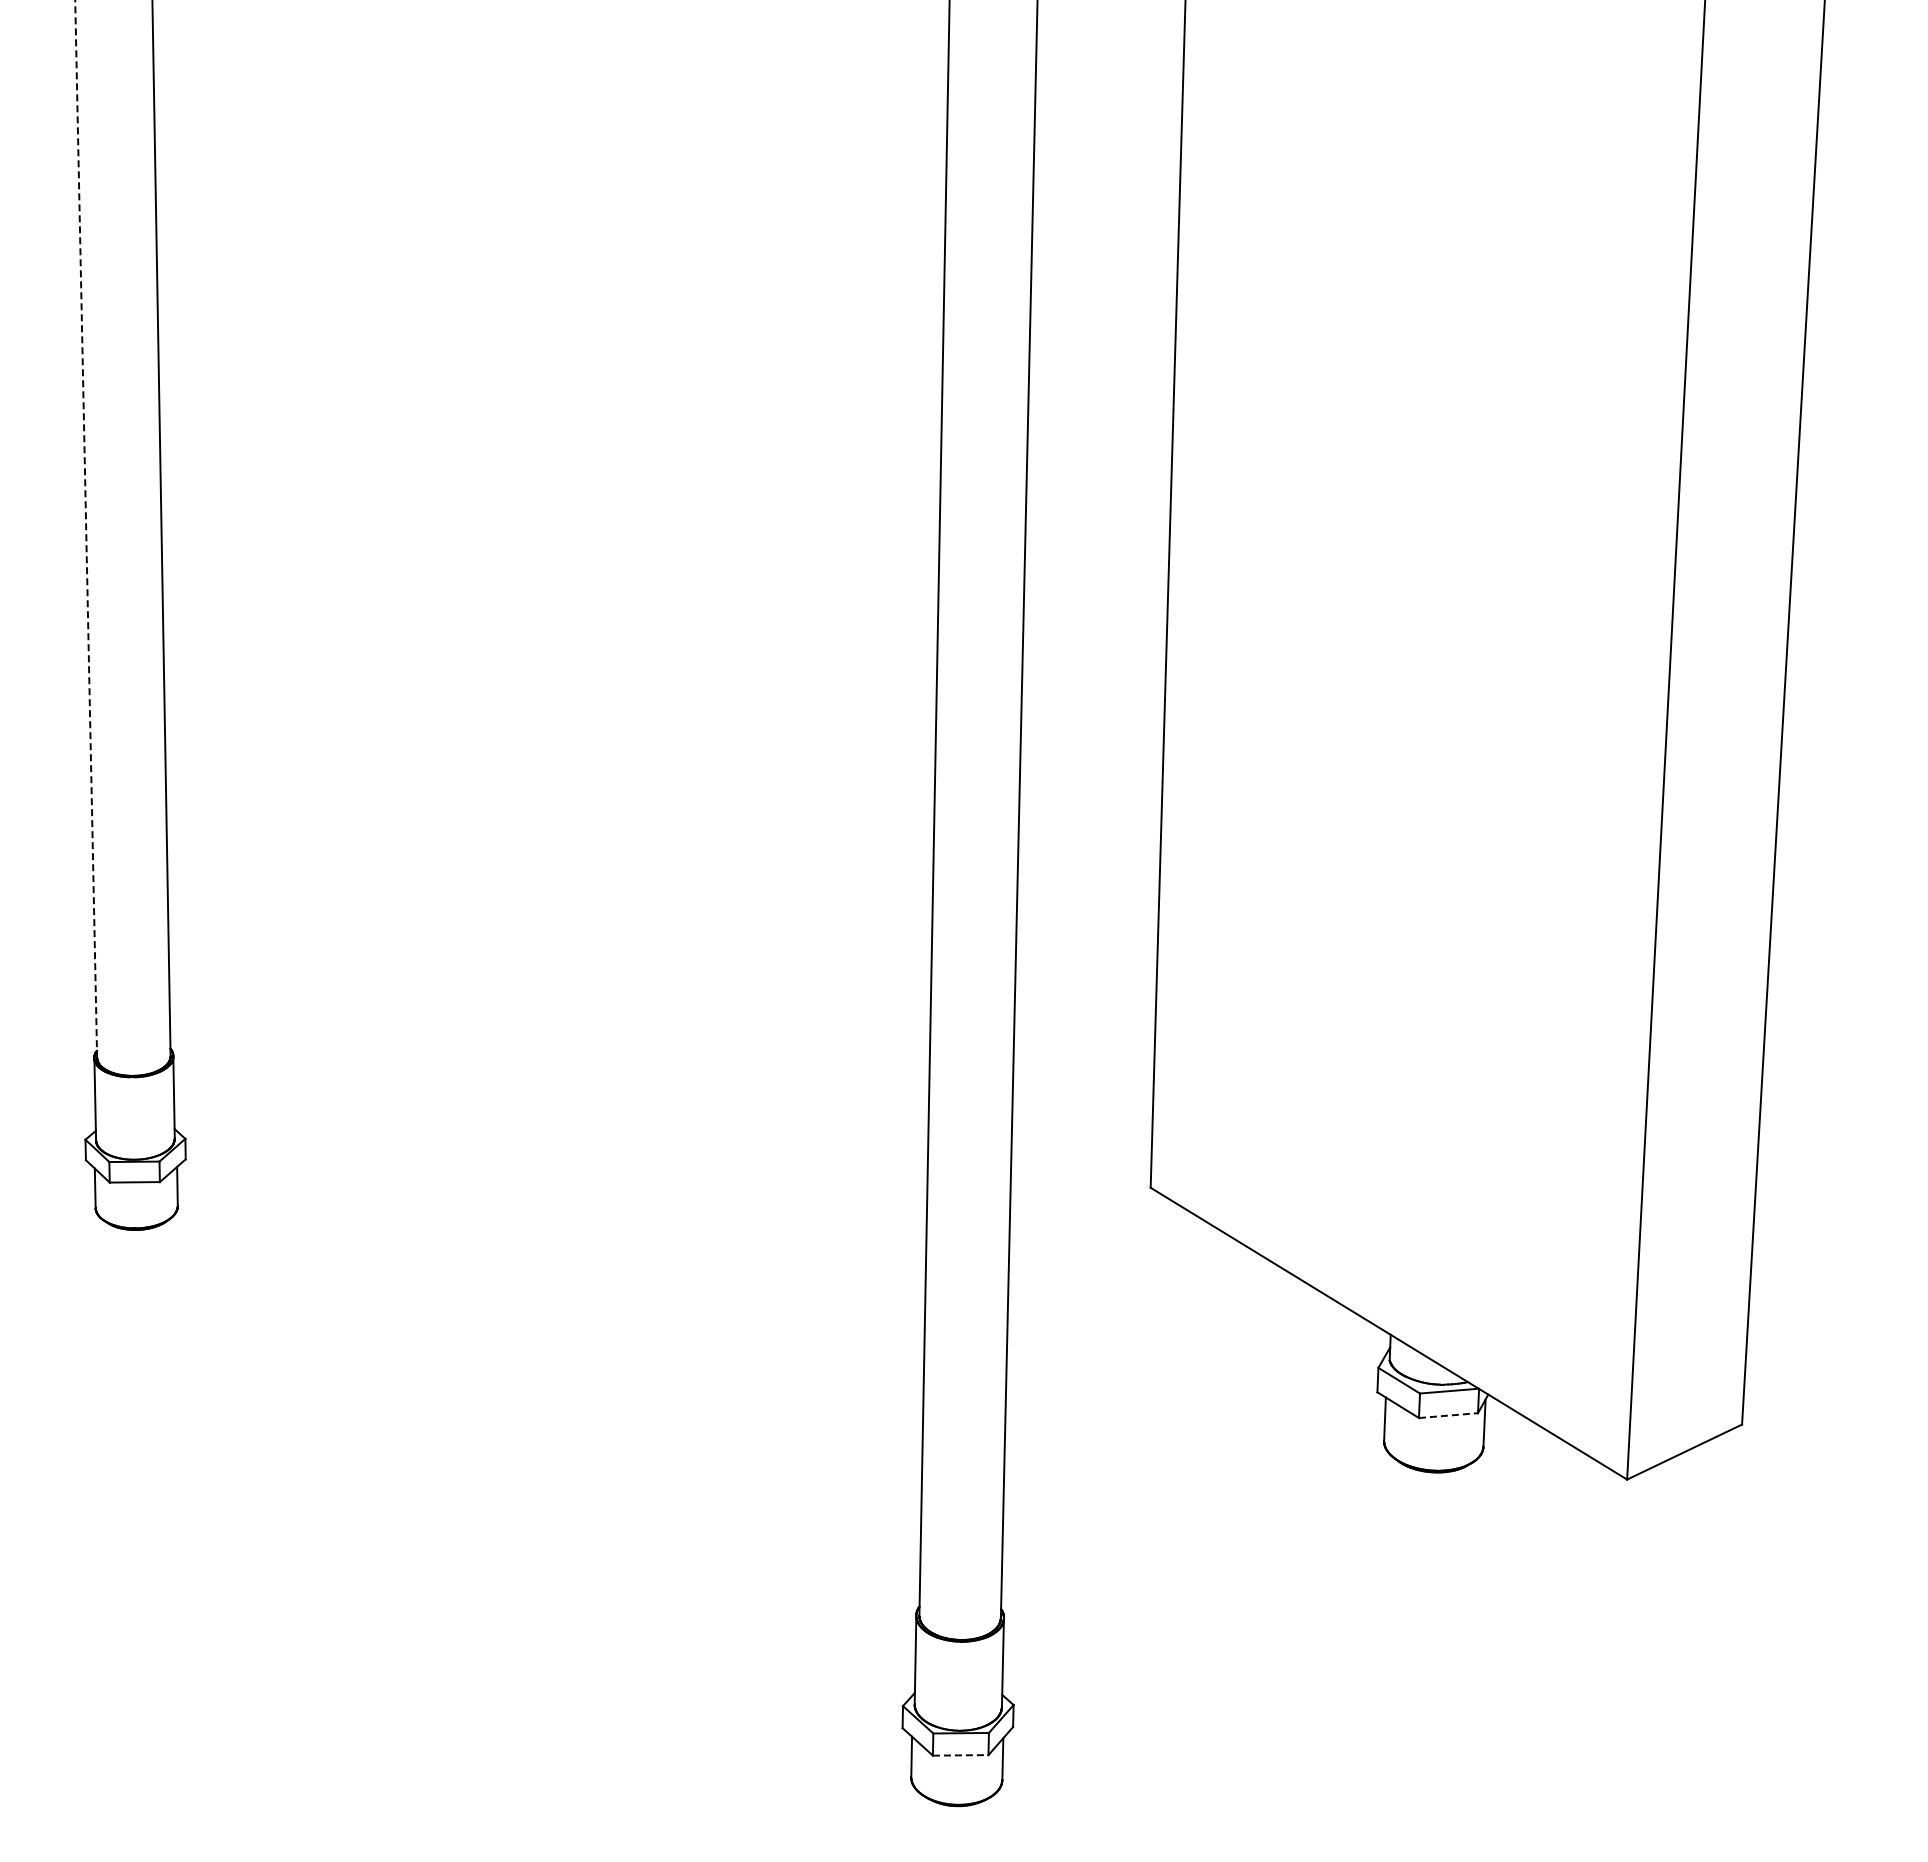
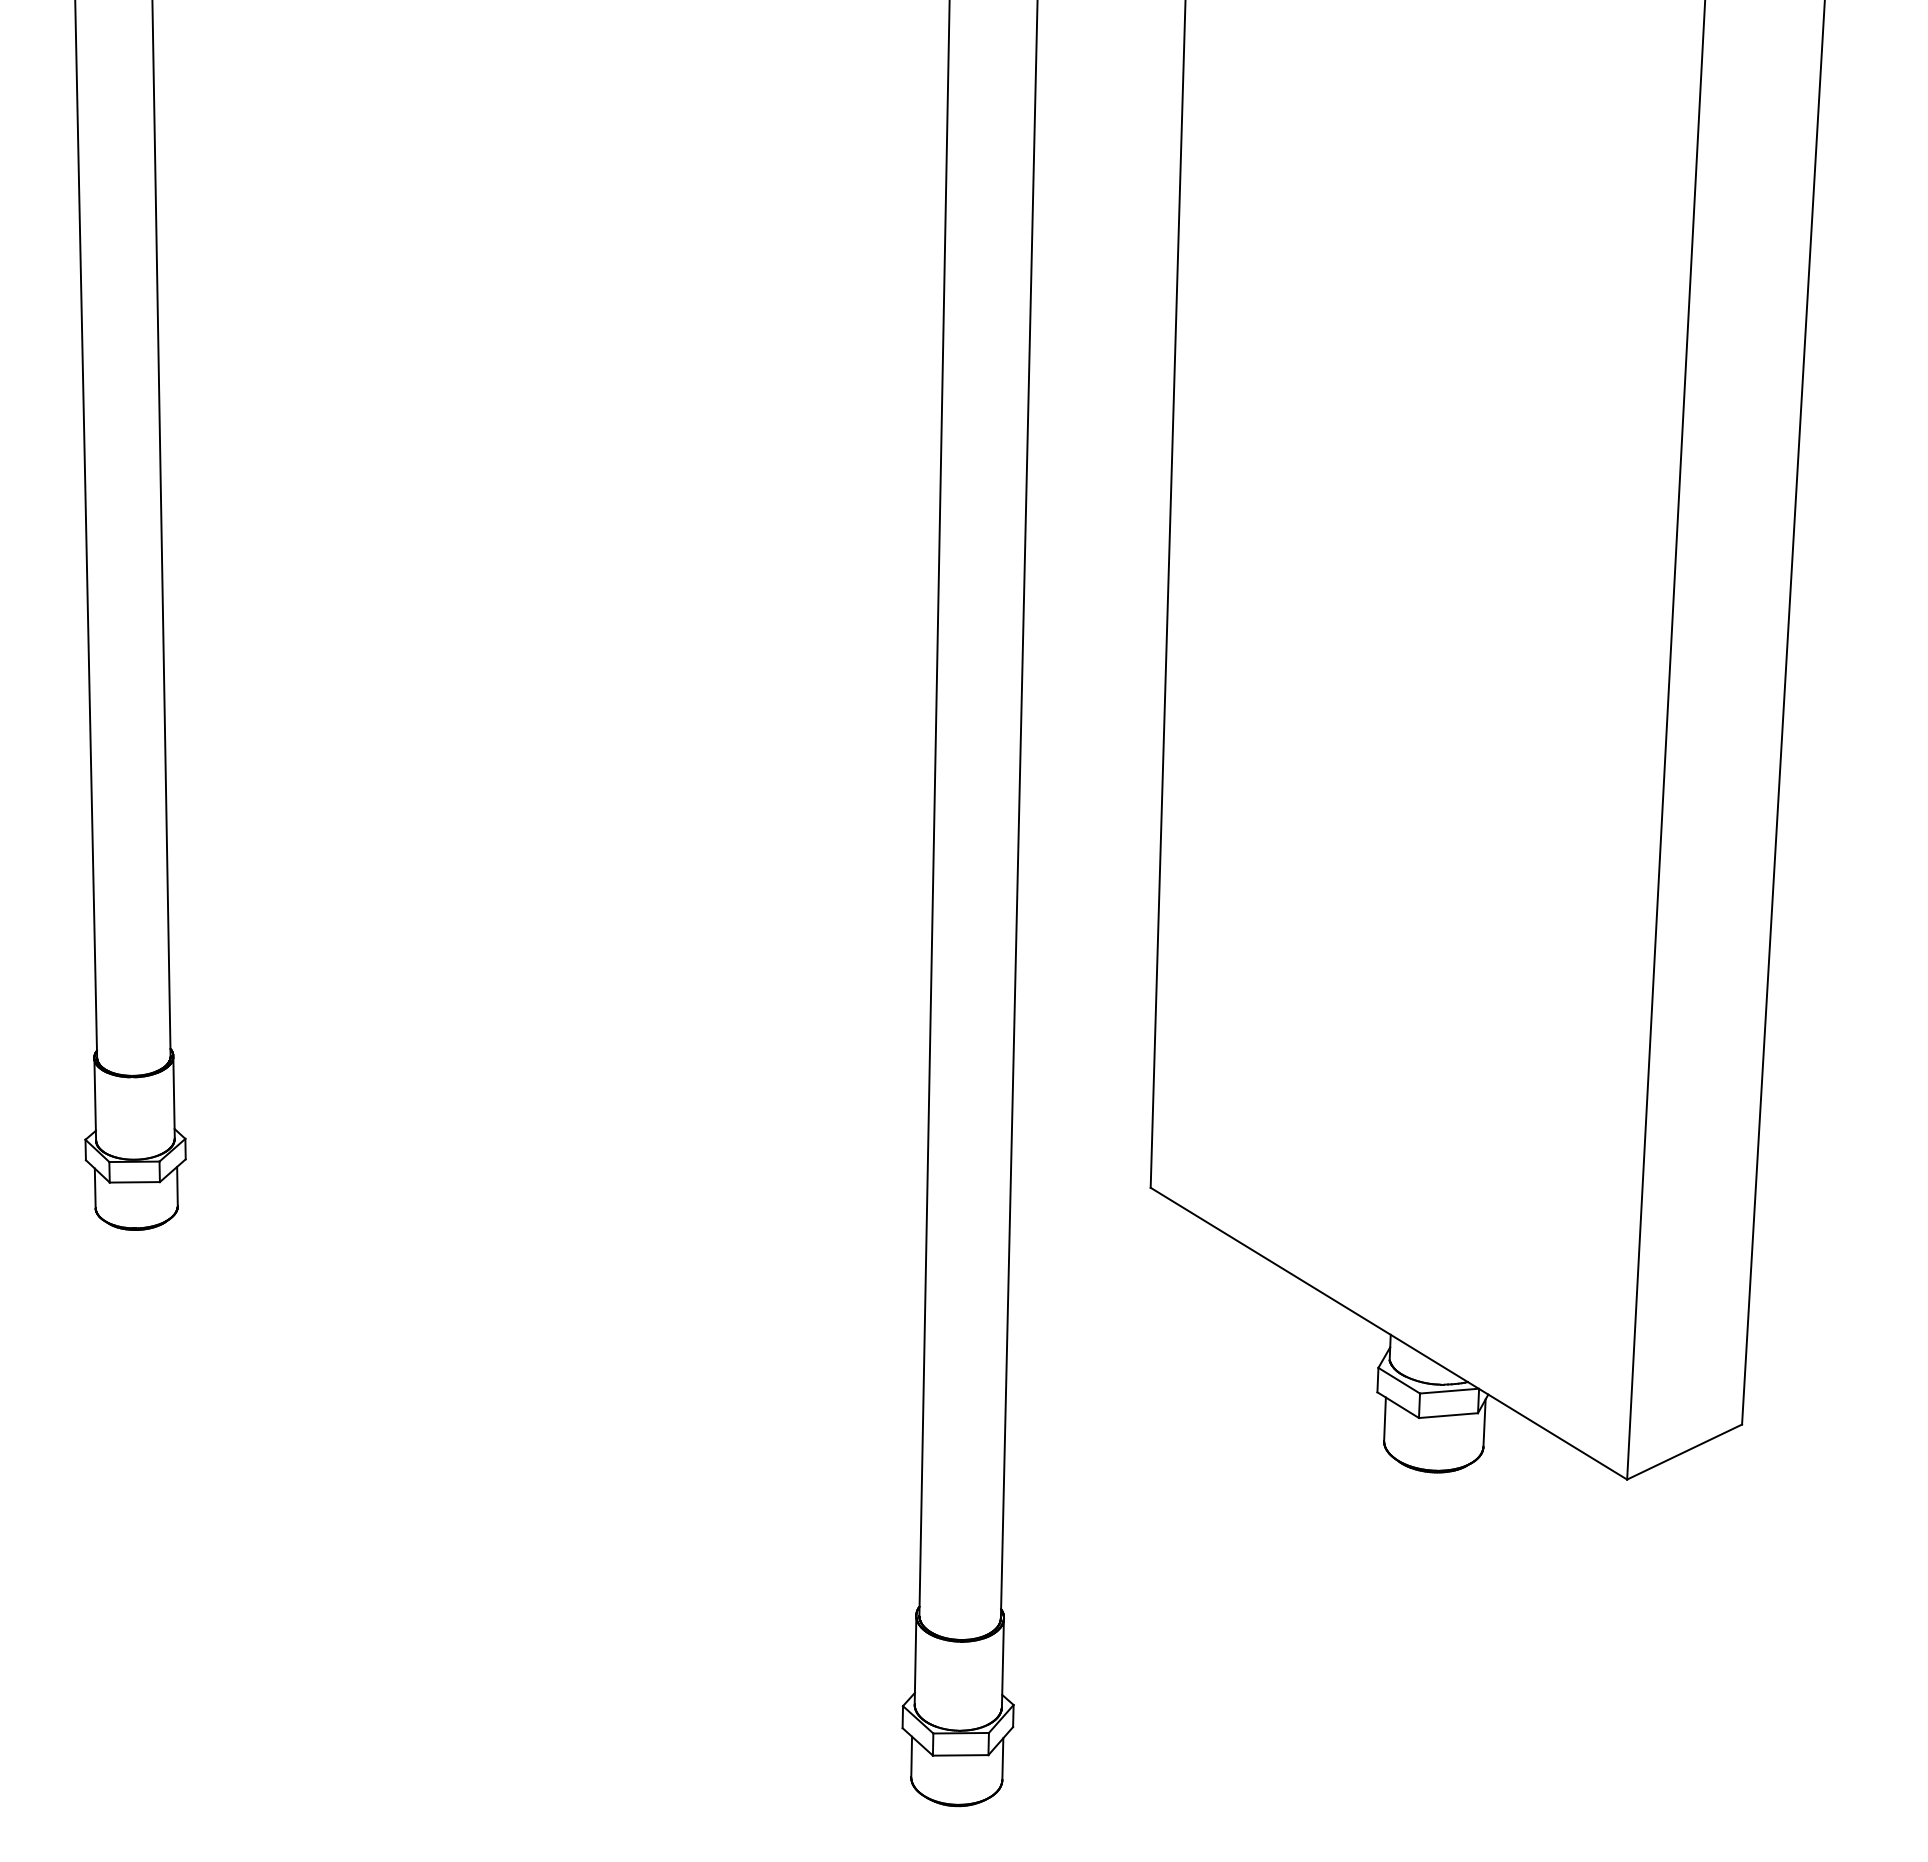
line: dashed -> solid (86, 529)
line: dashed -> solid (1448, 1415)
line: dashed -> solid (960, 1755)
